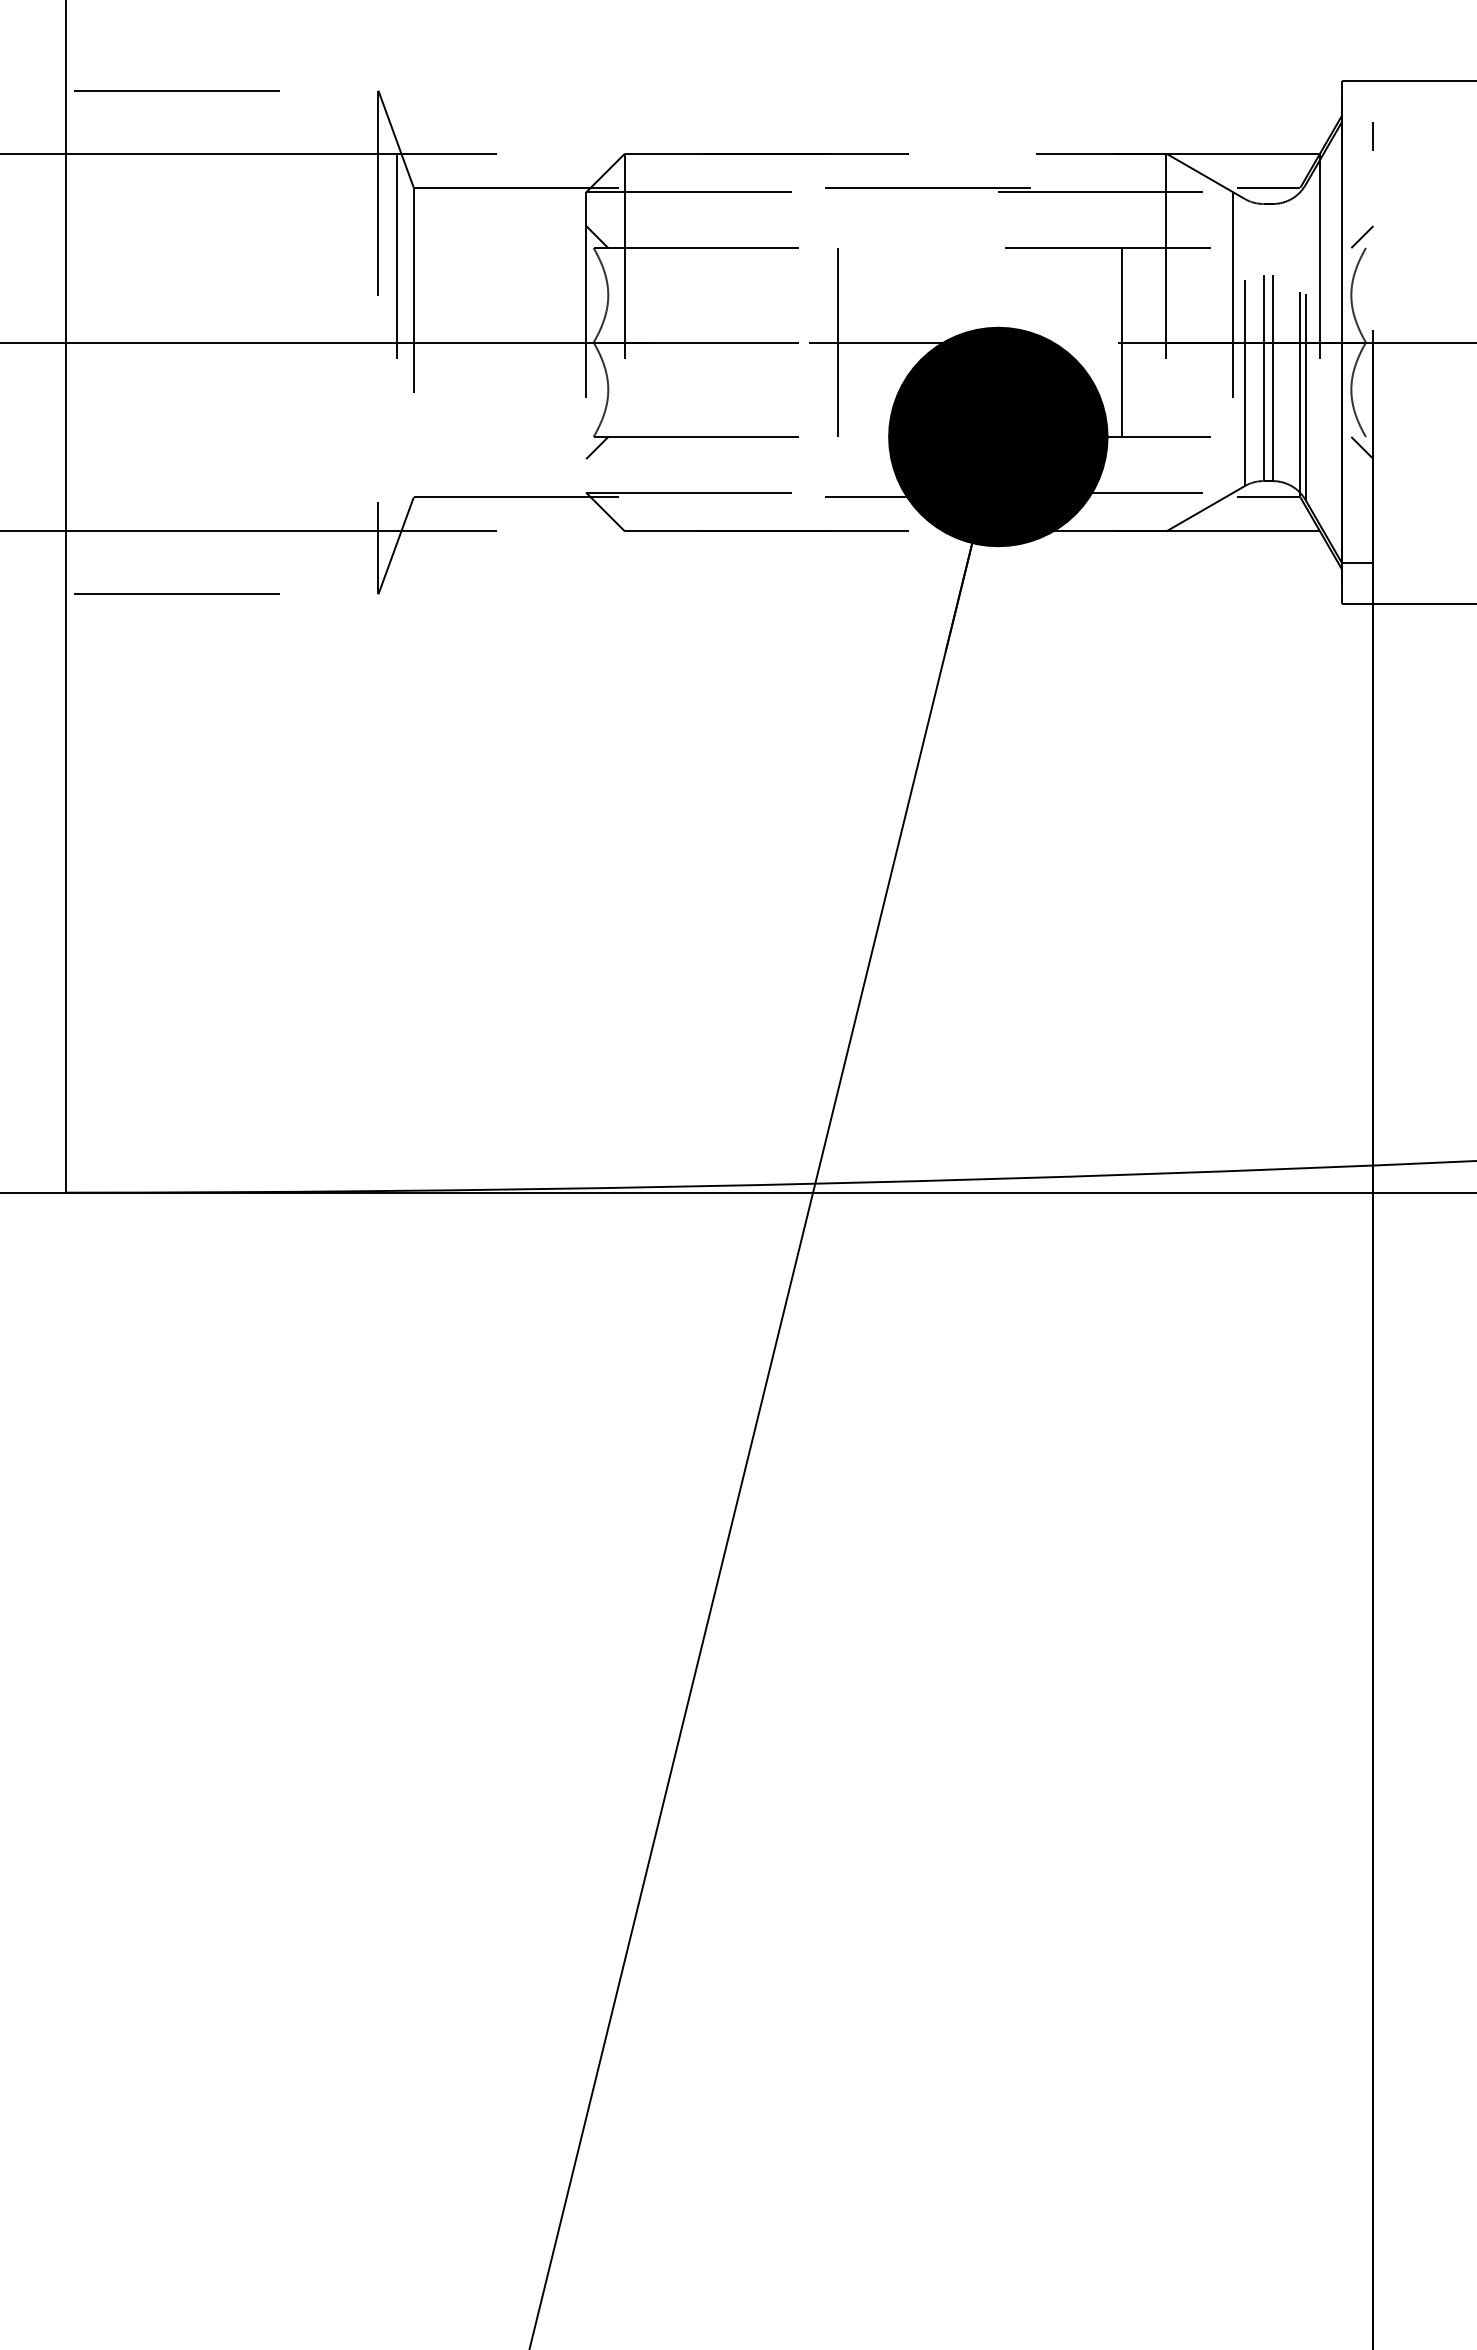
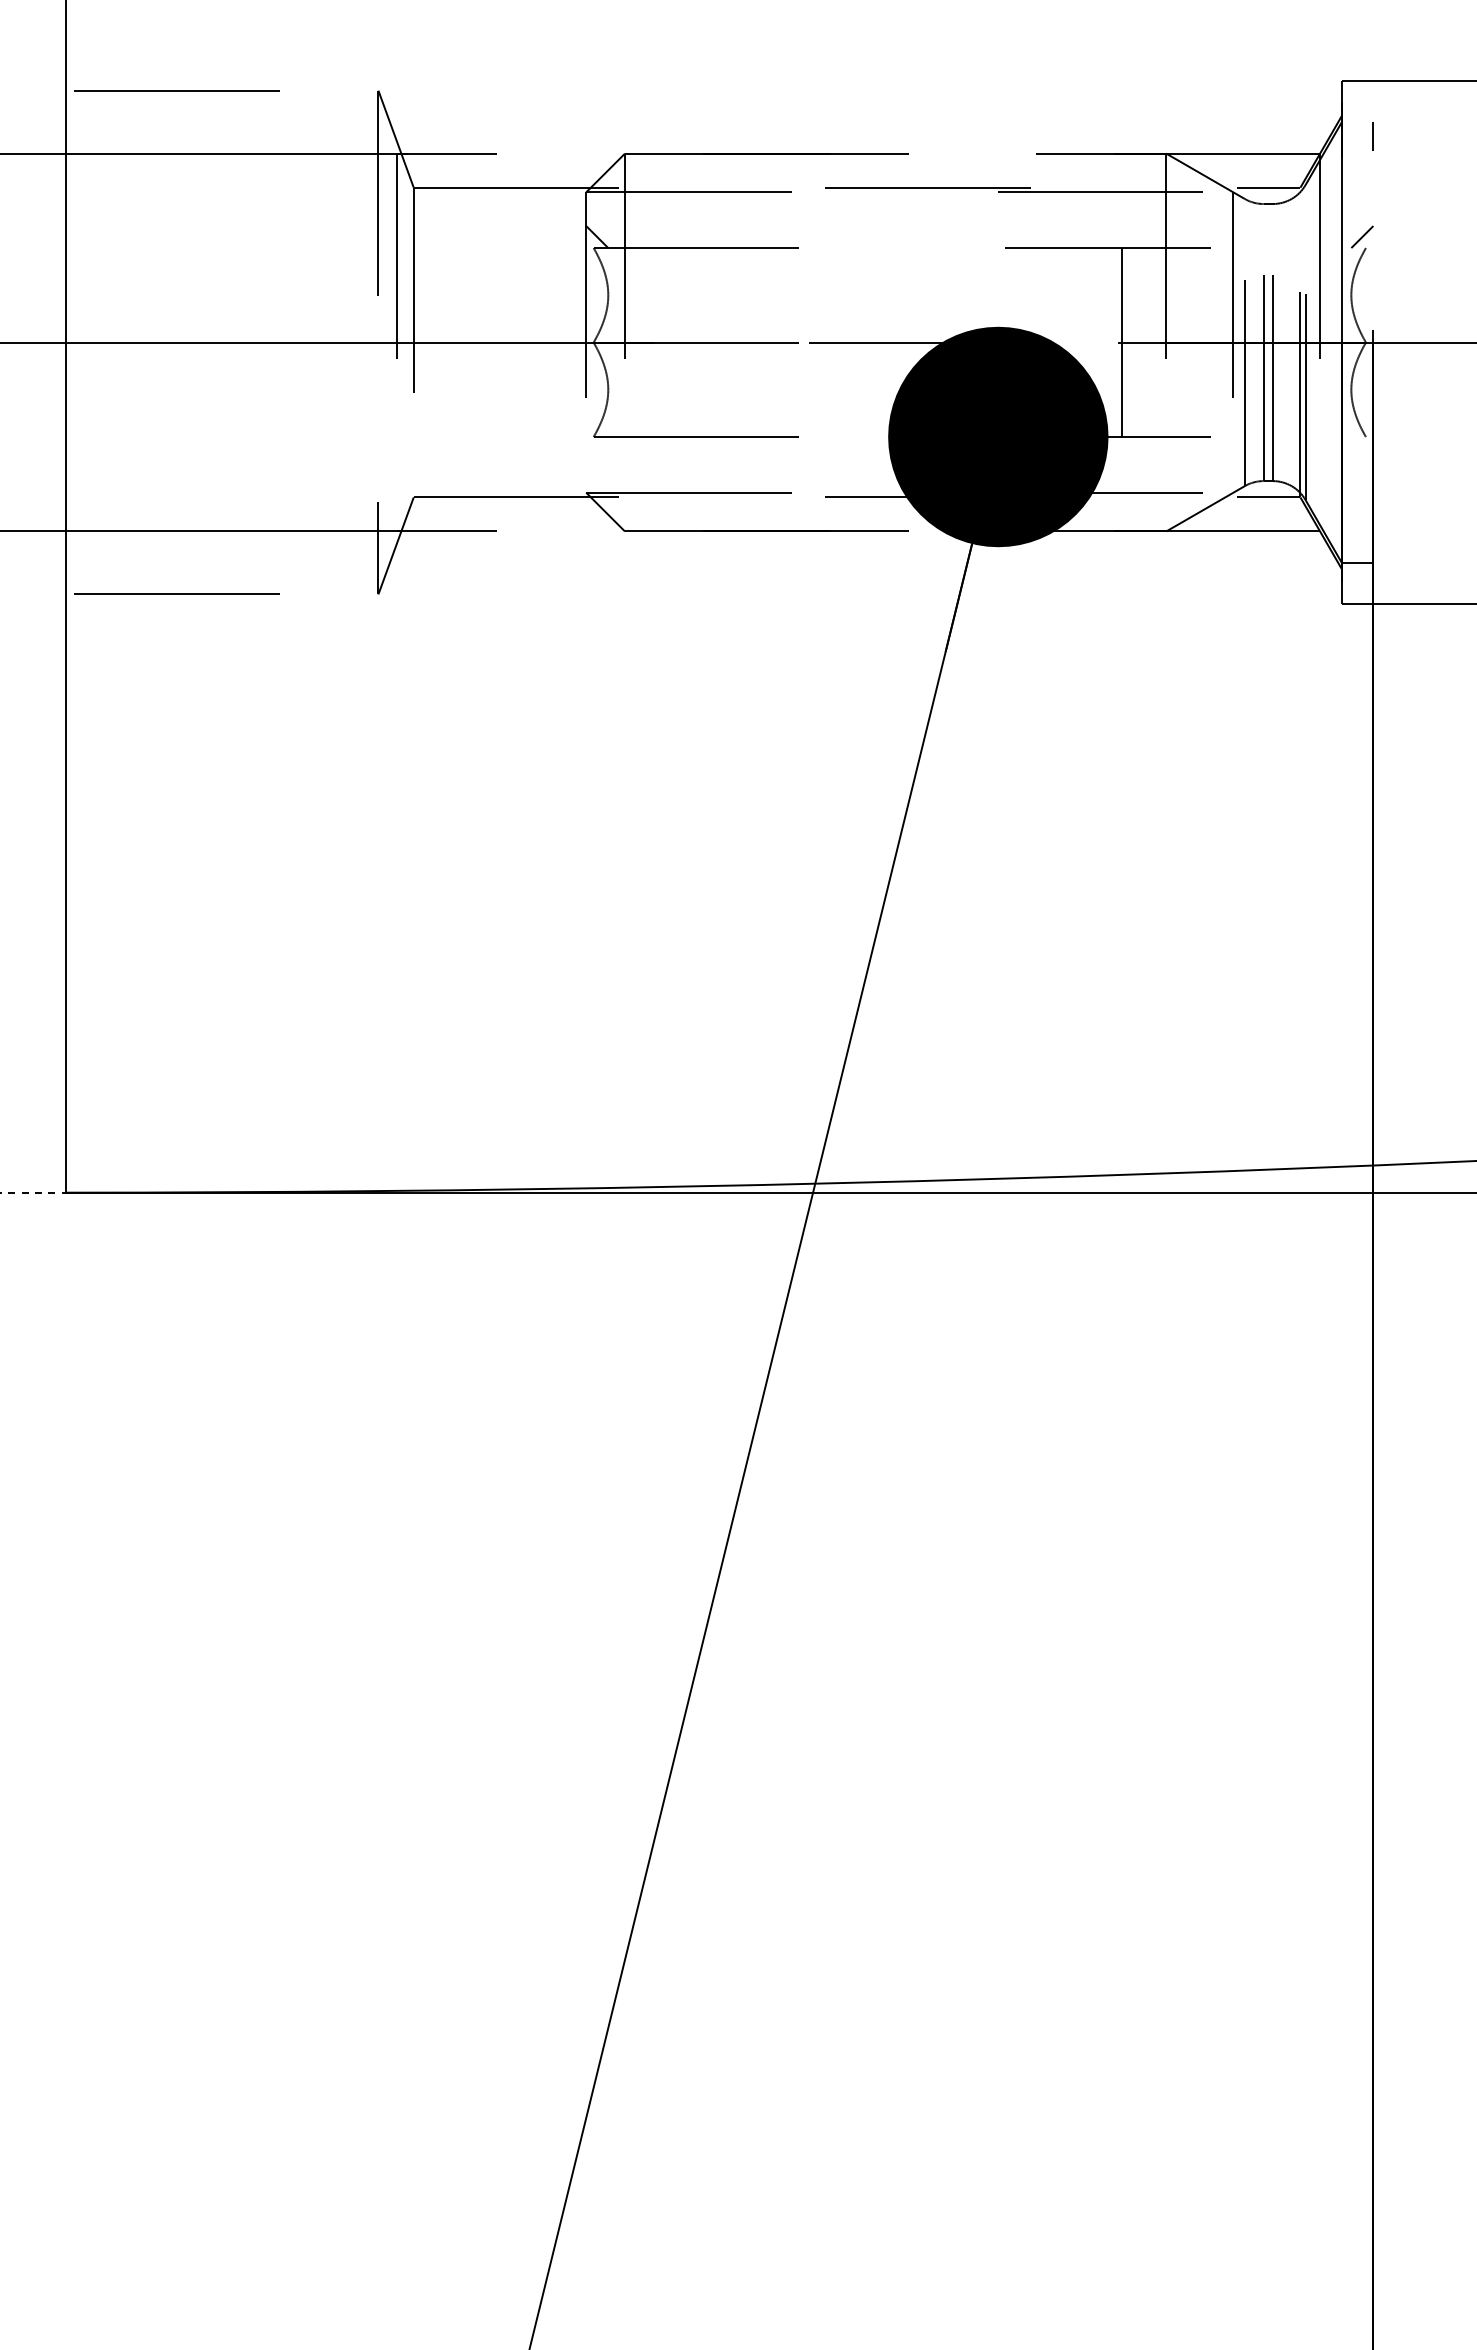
line: present -> none (838, 342)
line: present -> none (597, 448)
line: present -> none (1362, 448)
line: solid -> dashed (33, 1192)
